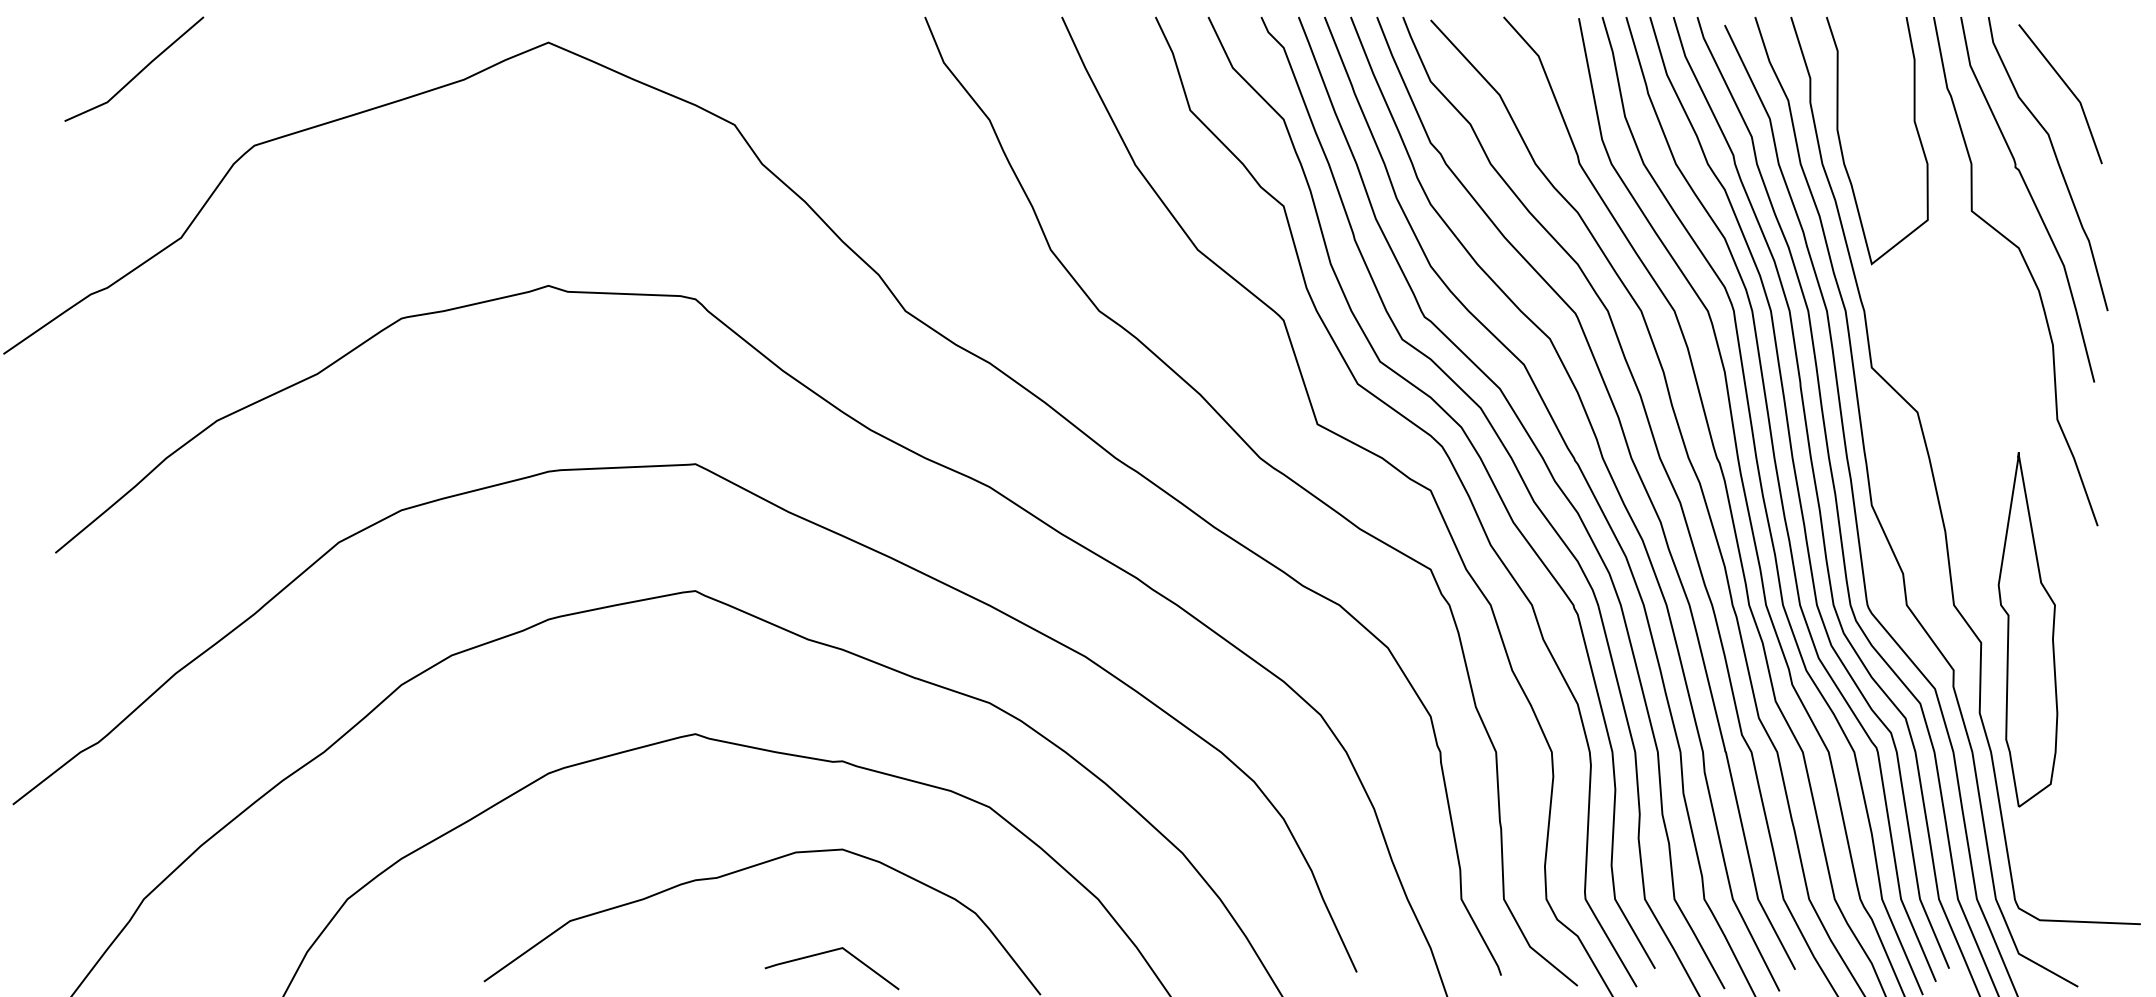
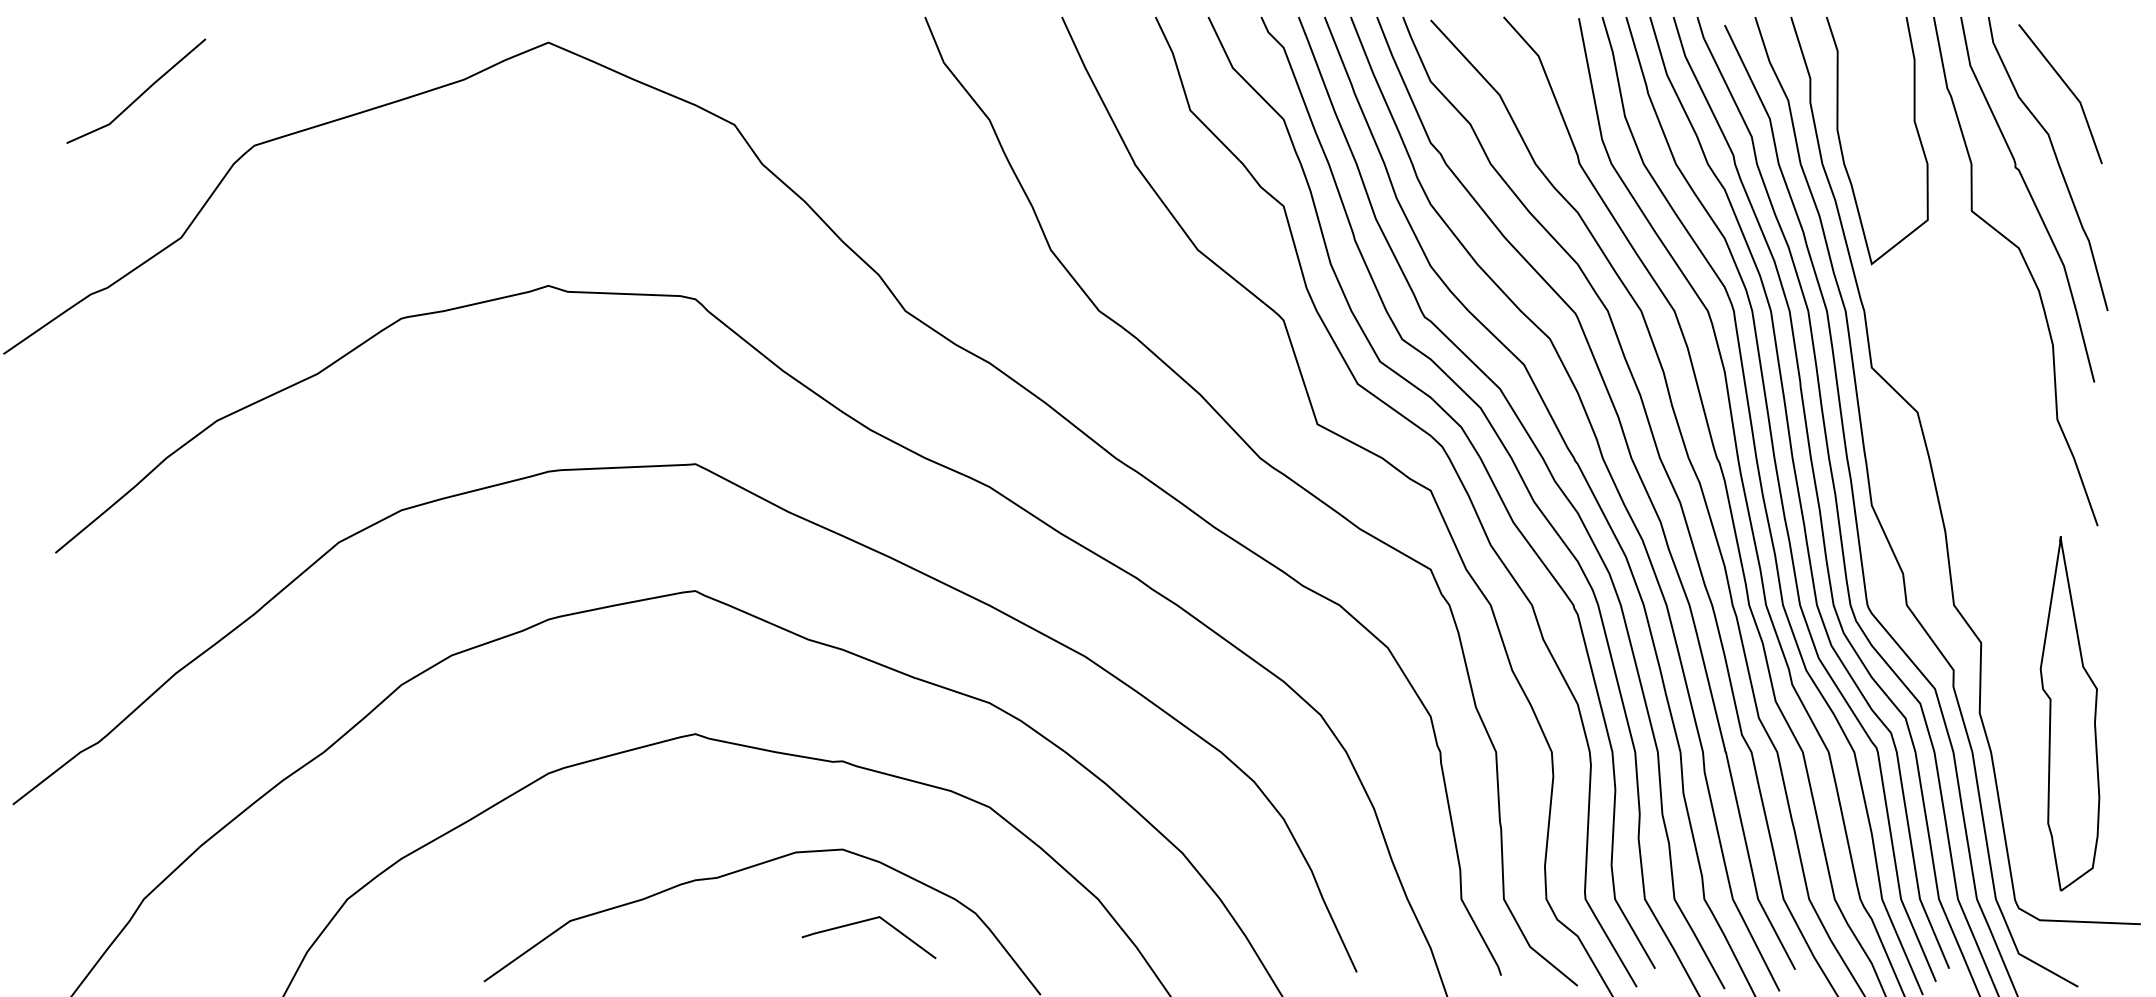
line position: (138, 72) -> (140, 94) (140, 94)
part position: (2027, 629) -> (2069, 713) (2069, 713)
line position: (826, 953) -> (863, 922) (863, 922)
